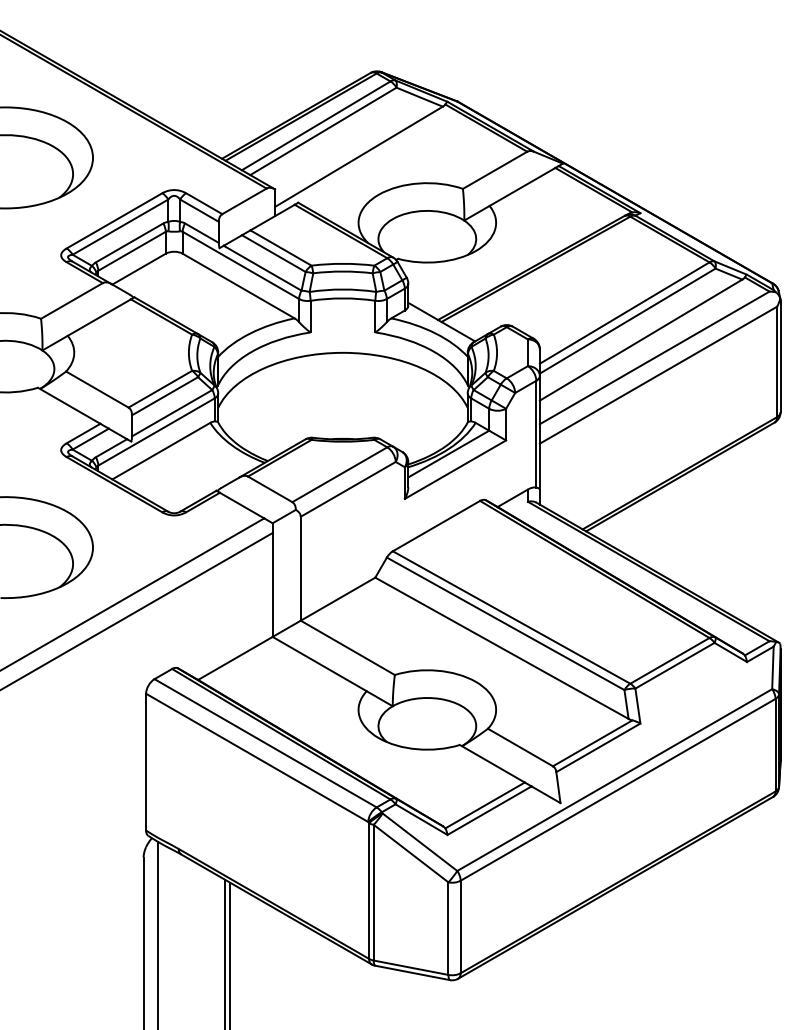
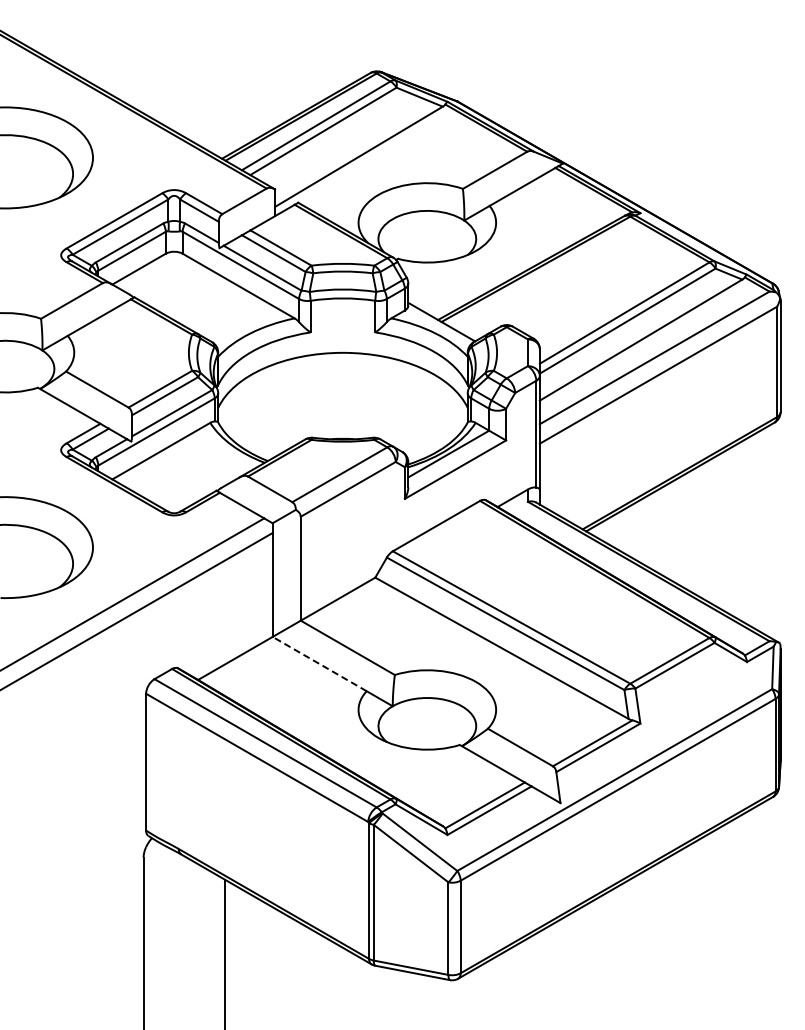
line: solid -> dashed (319, 663)
line: present -> none (157, 933)
line: present -> none (230, 954)
